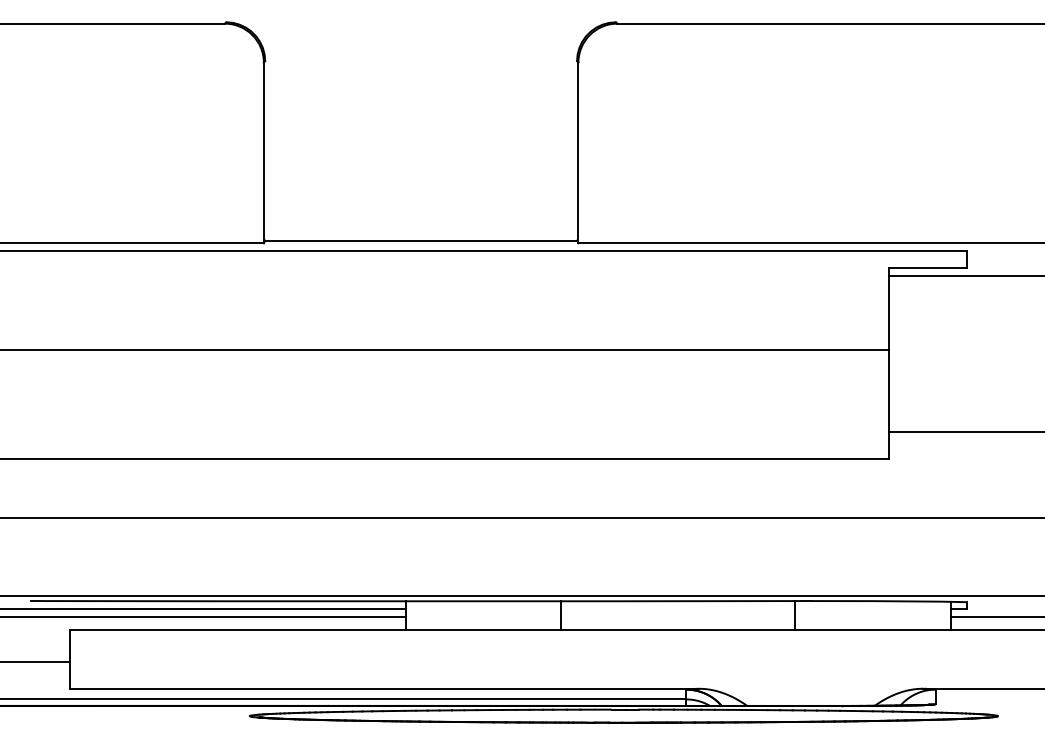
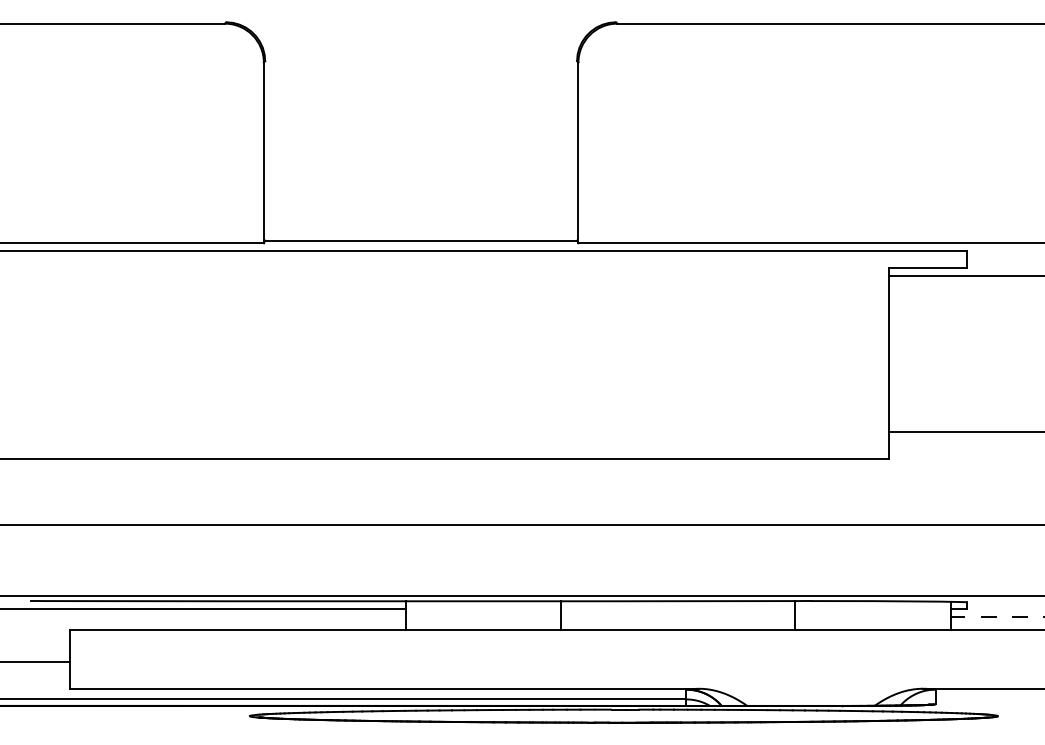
line: present -> none (445, 349)
line position: (521, 518) -> (521, 525) (521, 525)
line: present -> none (203, 617)
line: solid -> dashed (997, 617)
